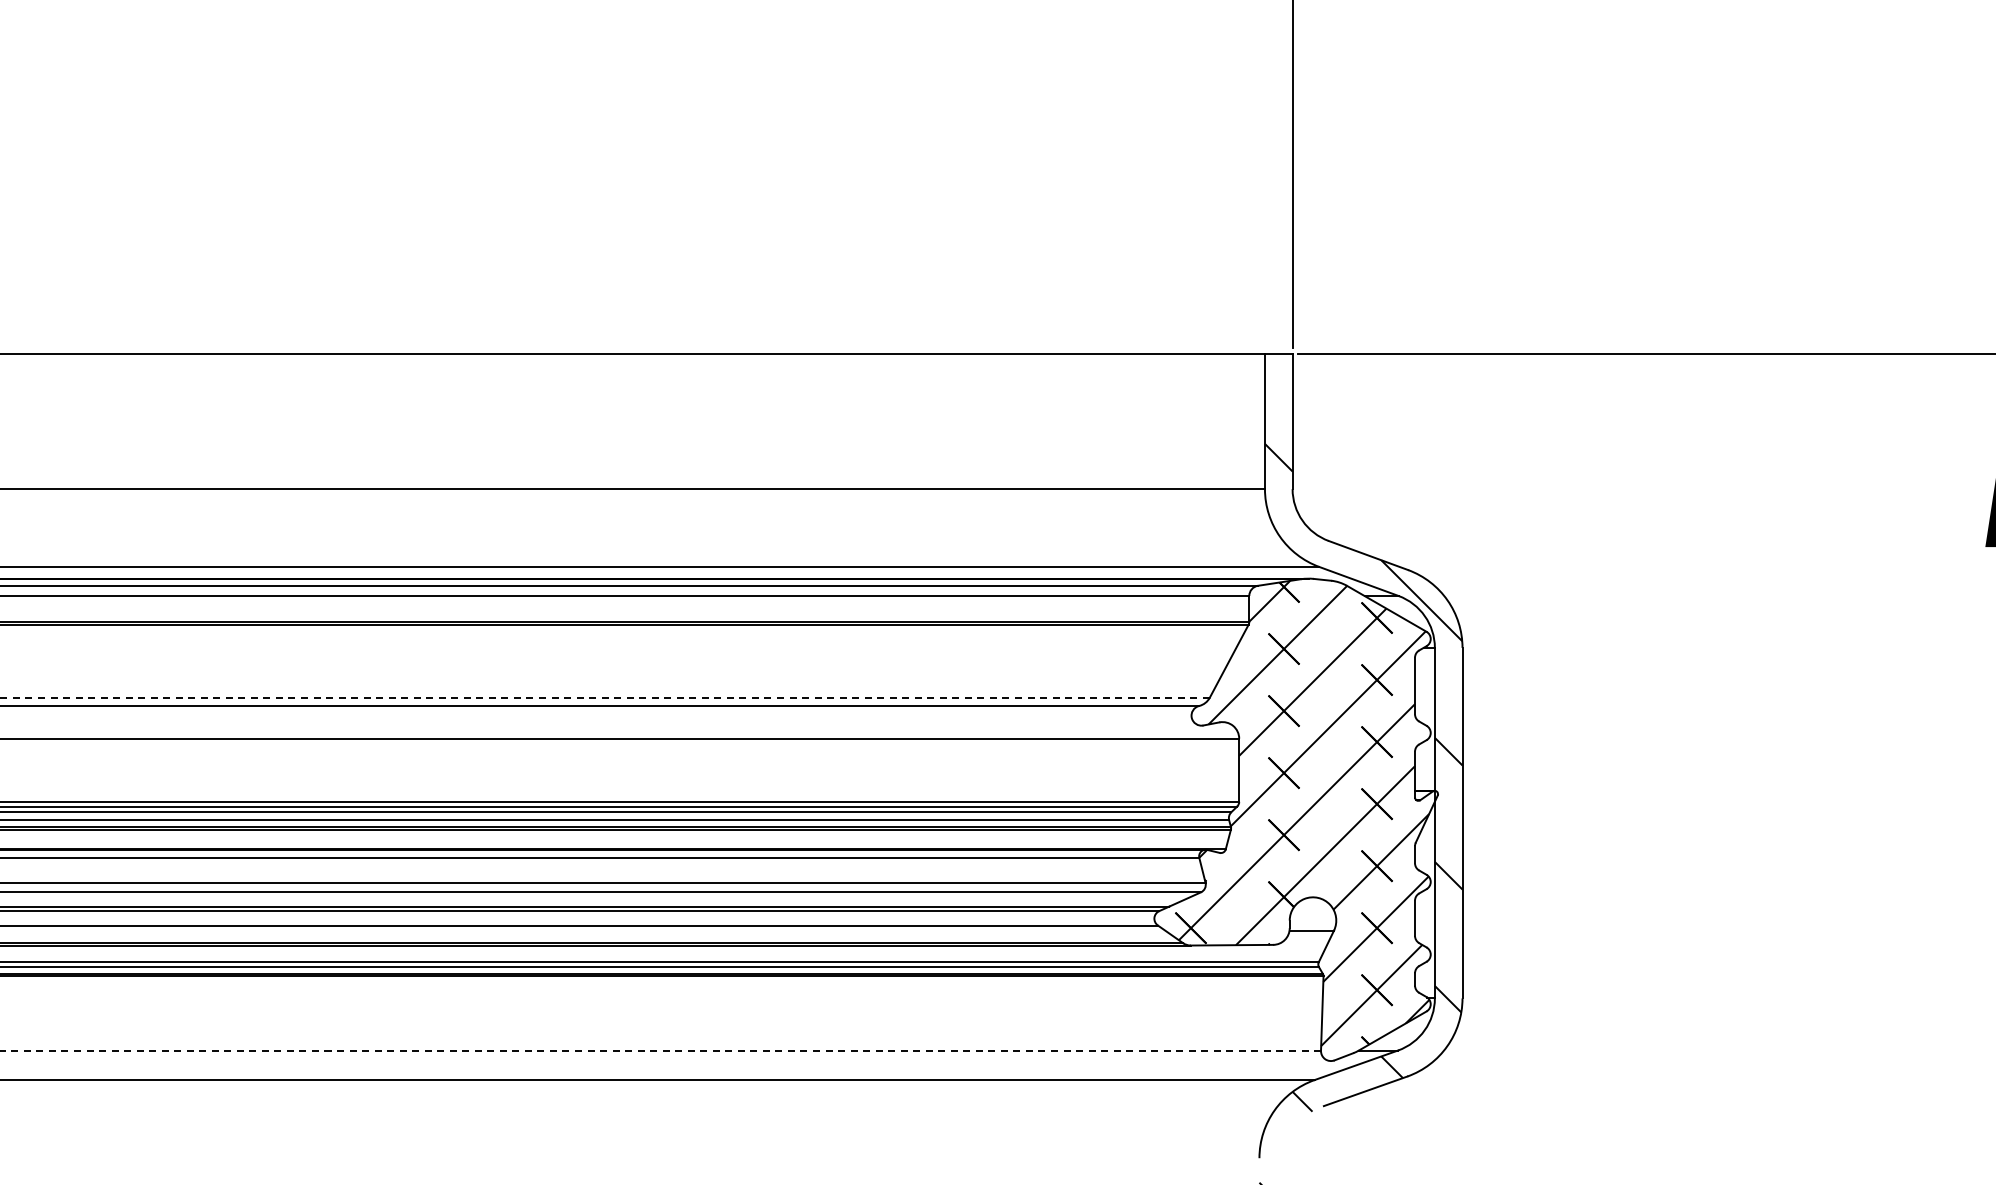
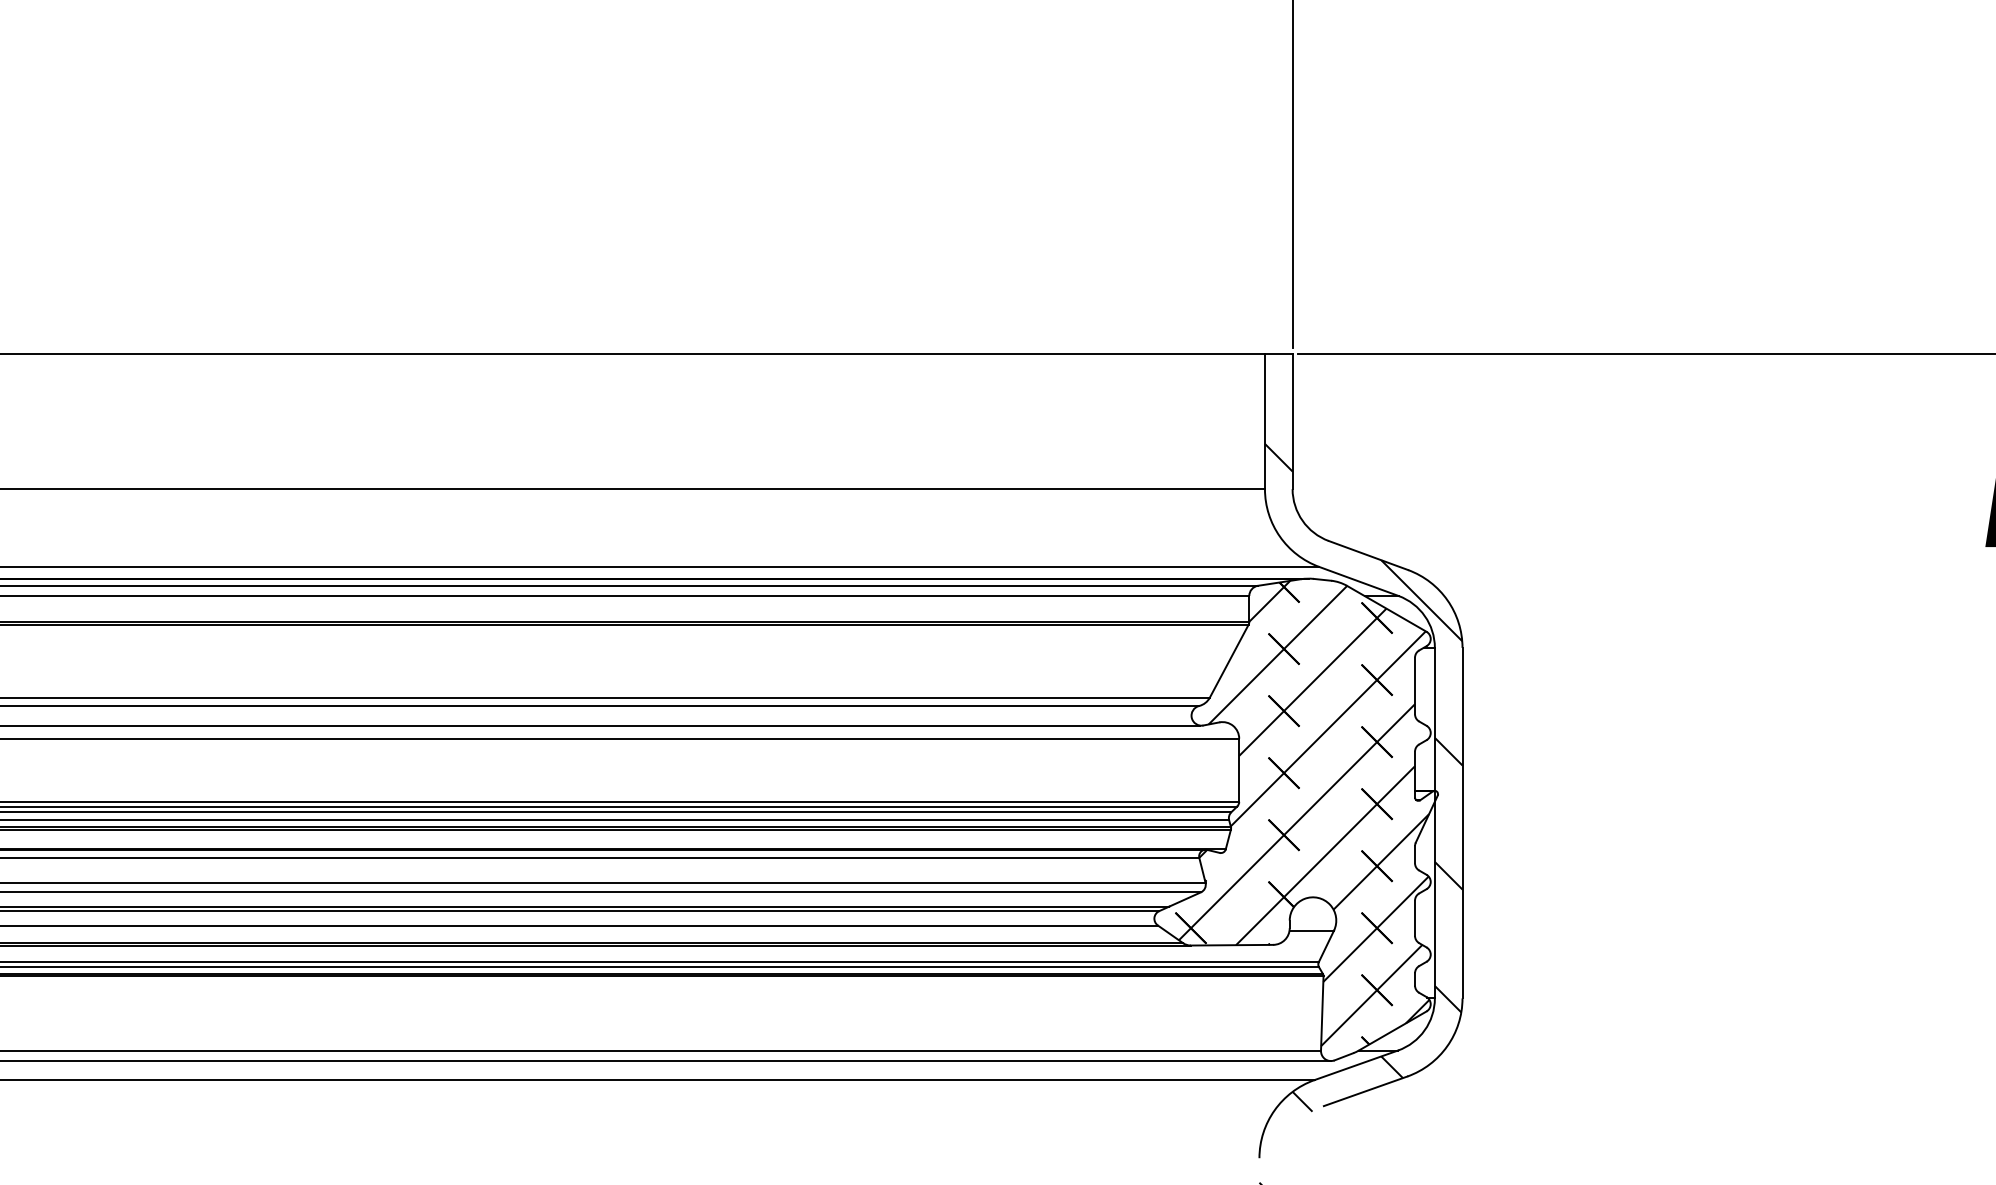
line: dashed -> solid (604, 697)
line: none -> present (600, 725)
line: dashed -> solid (660, 1050)
line: none -> present (666, 1061)
